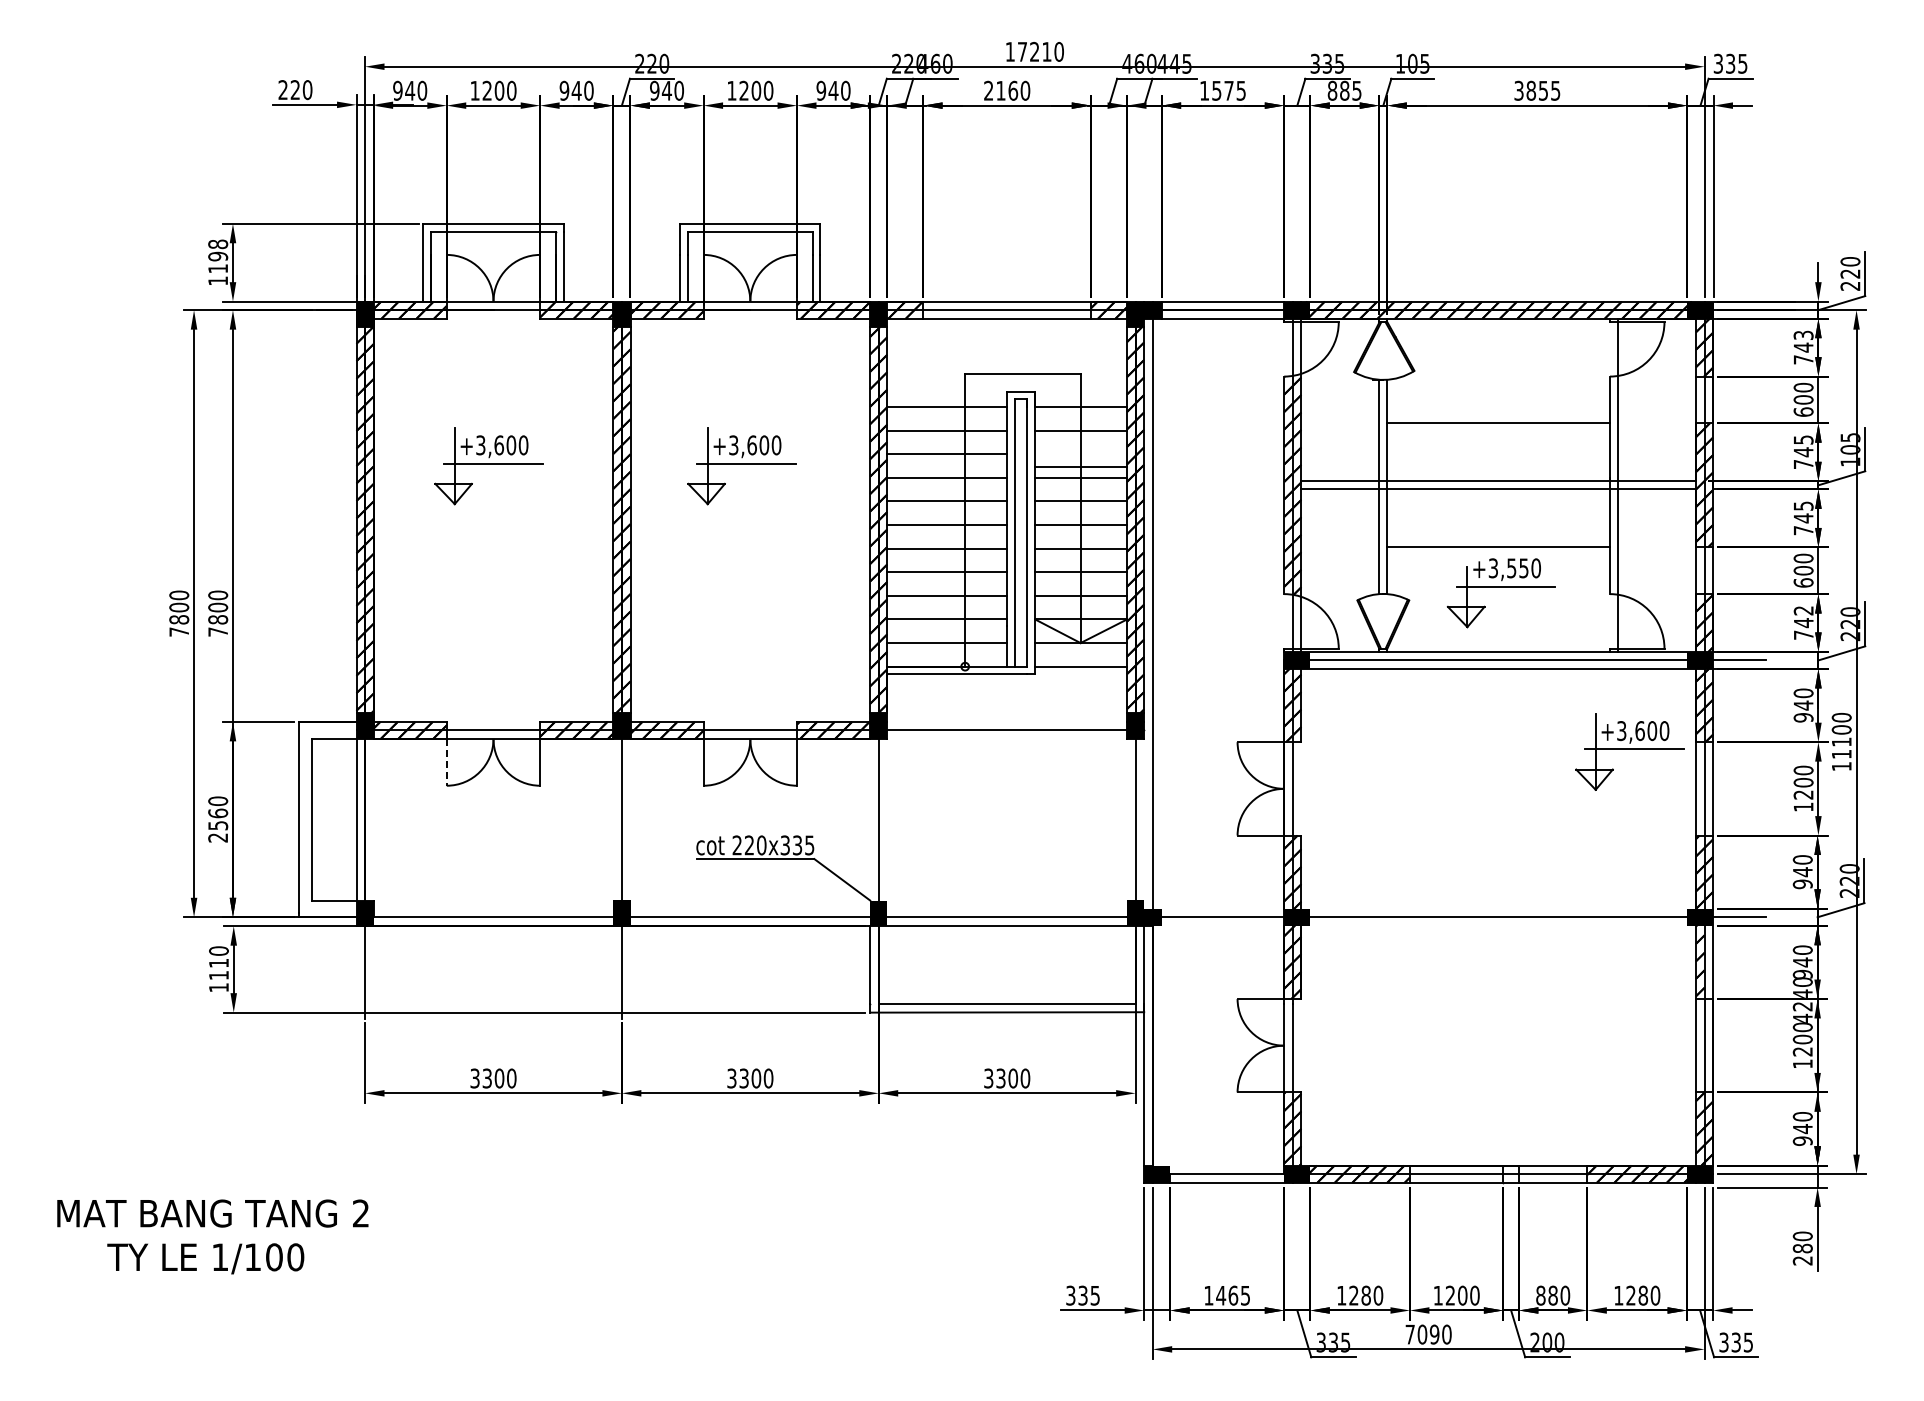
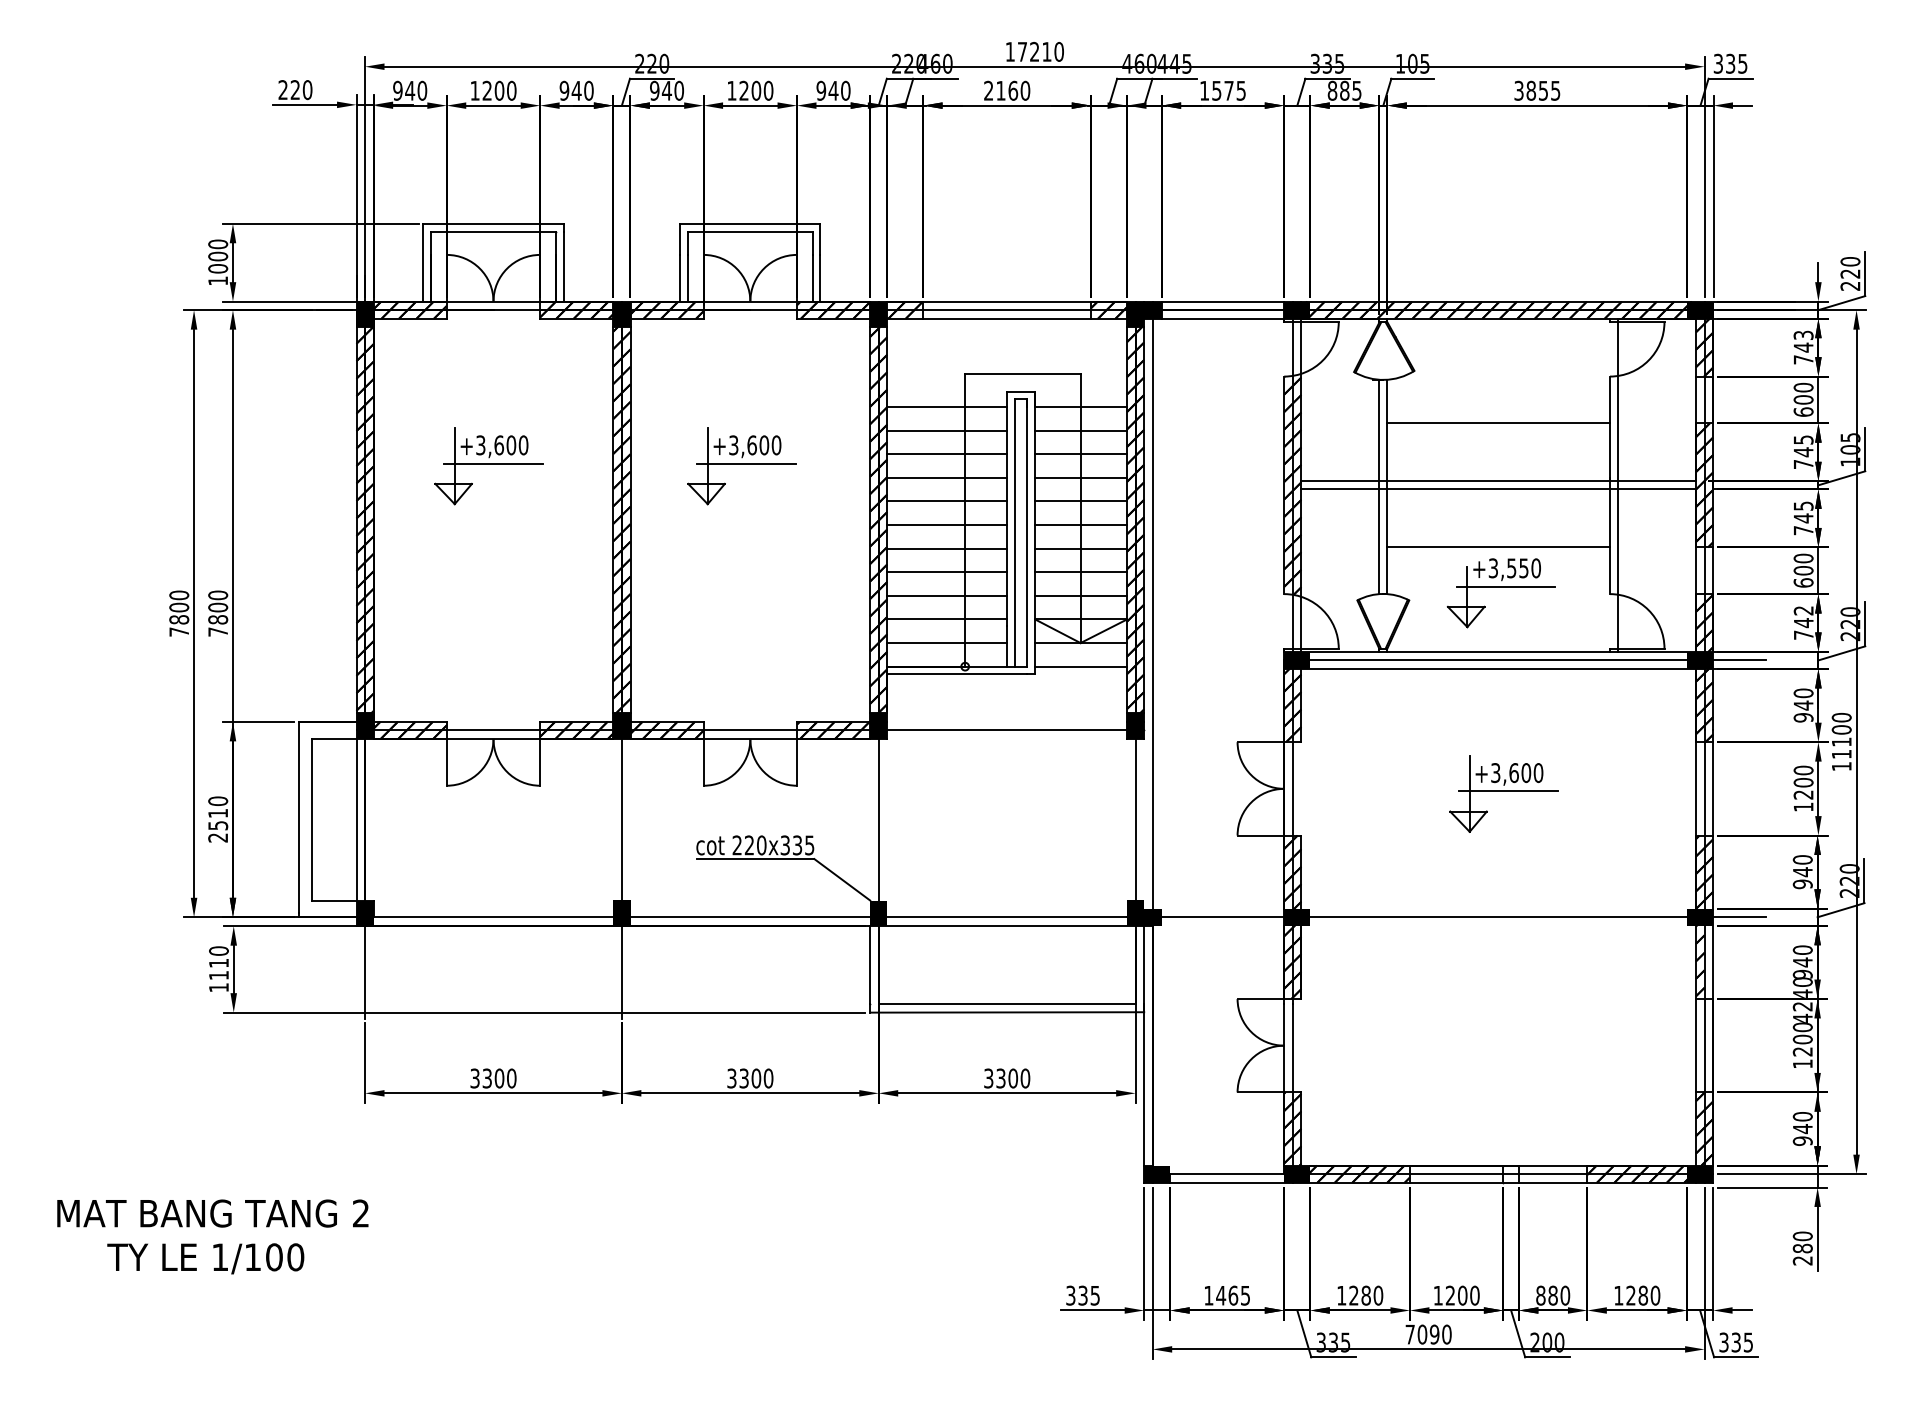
text: 1198 -> 1000 (218, 256)
line position: (1081, 467) -> (1081, 454) (1081, 454)
part position: (1629, 751) -> (1503, 793) (1503, 793)
line: dashed -> solid (446, 762)
text: 2560 -> 2510 (218, 813)
